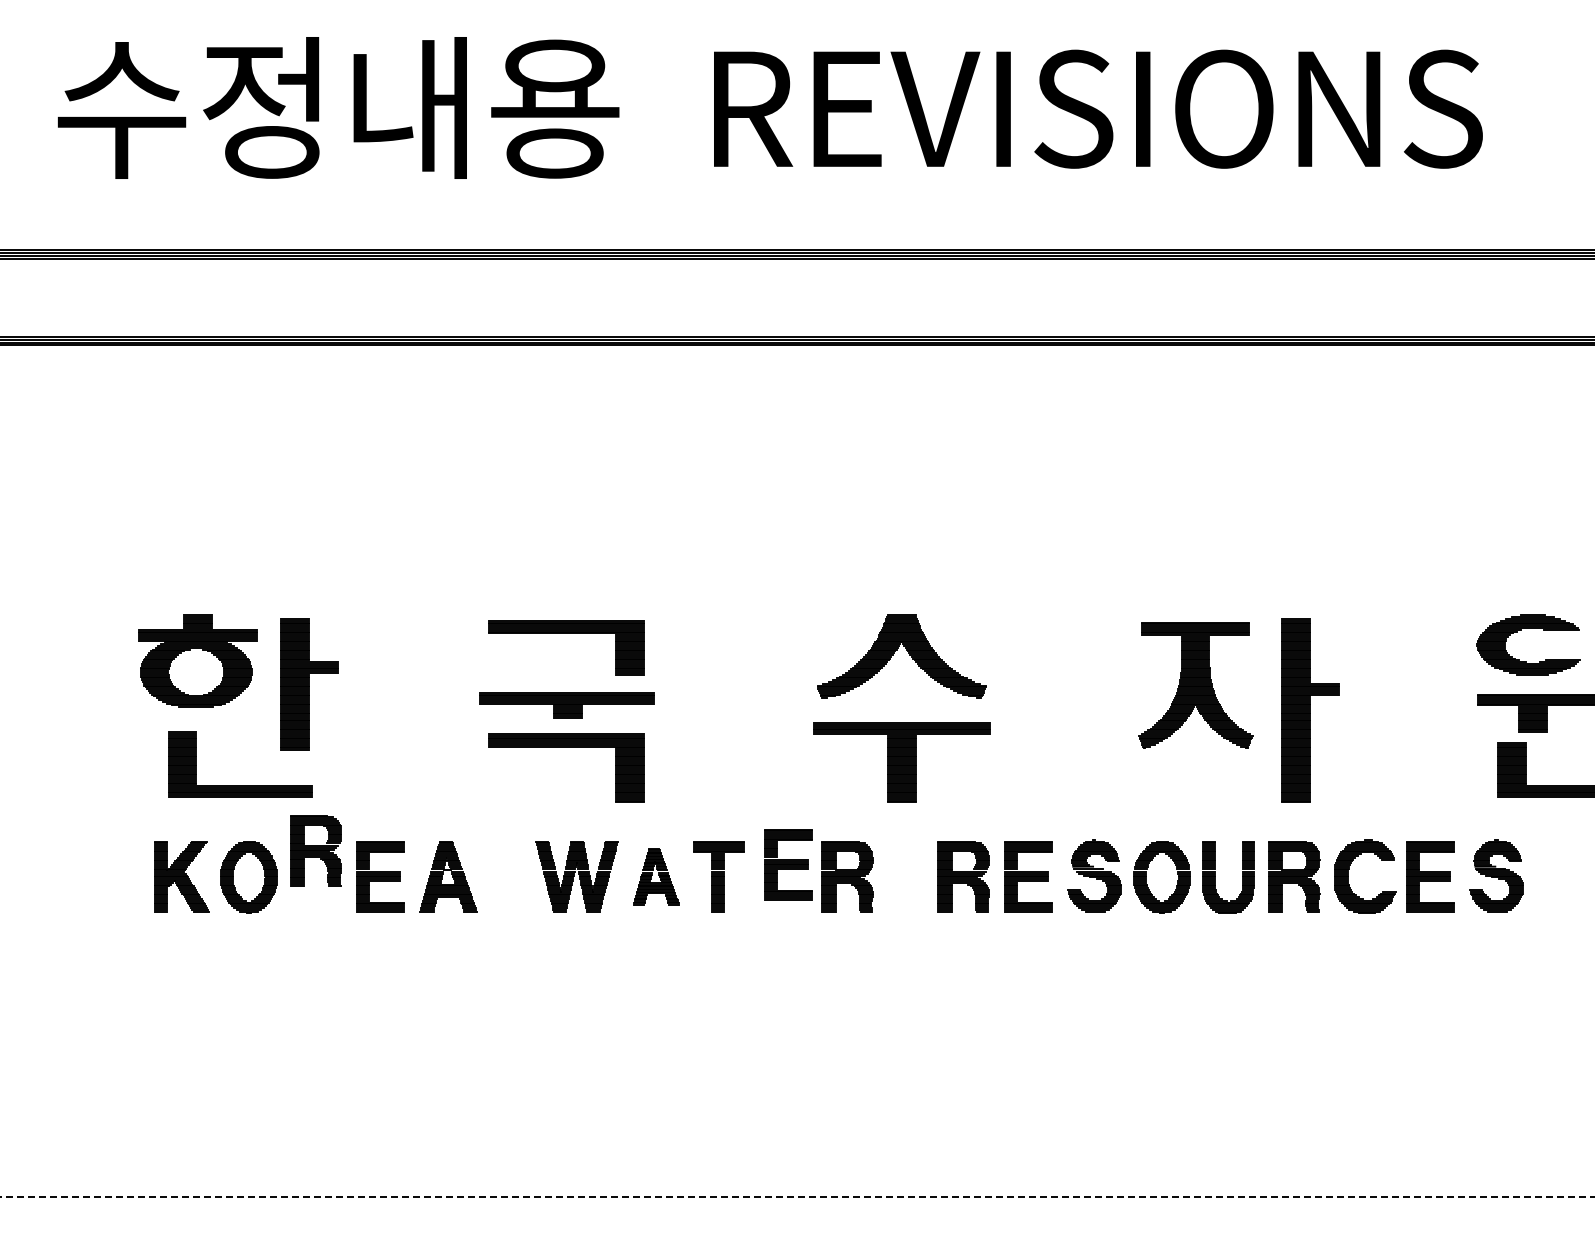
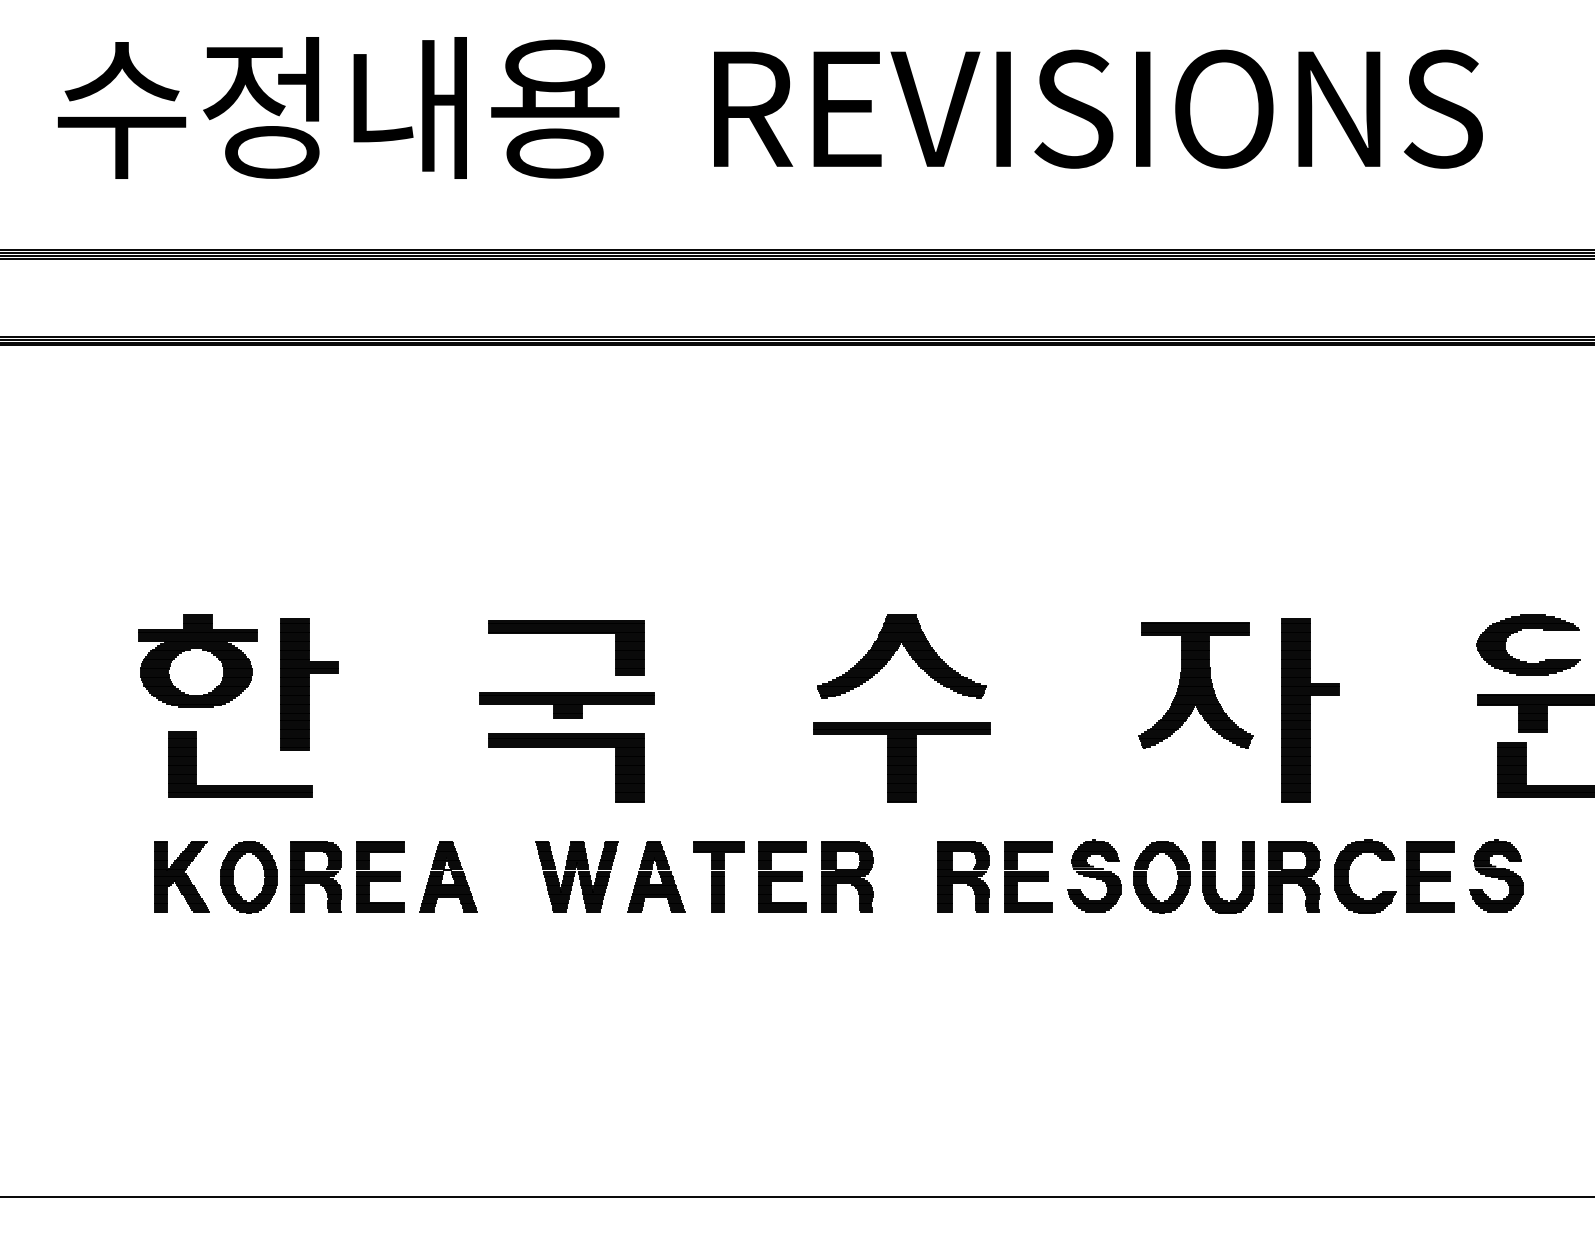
part position: (315, 850) -> (315, 876) (315, 876)
part position: (788, 864) -> (782, 876) (782, 876)
part size: 47x58 px -> 59x72 px (656, 876)
line: dashed -> solid (797, 1196)
